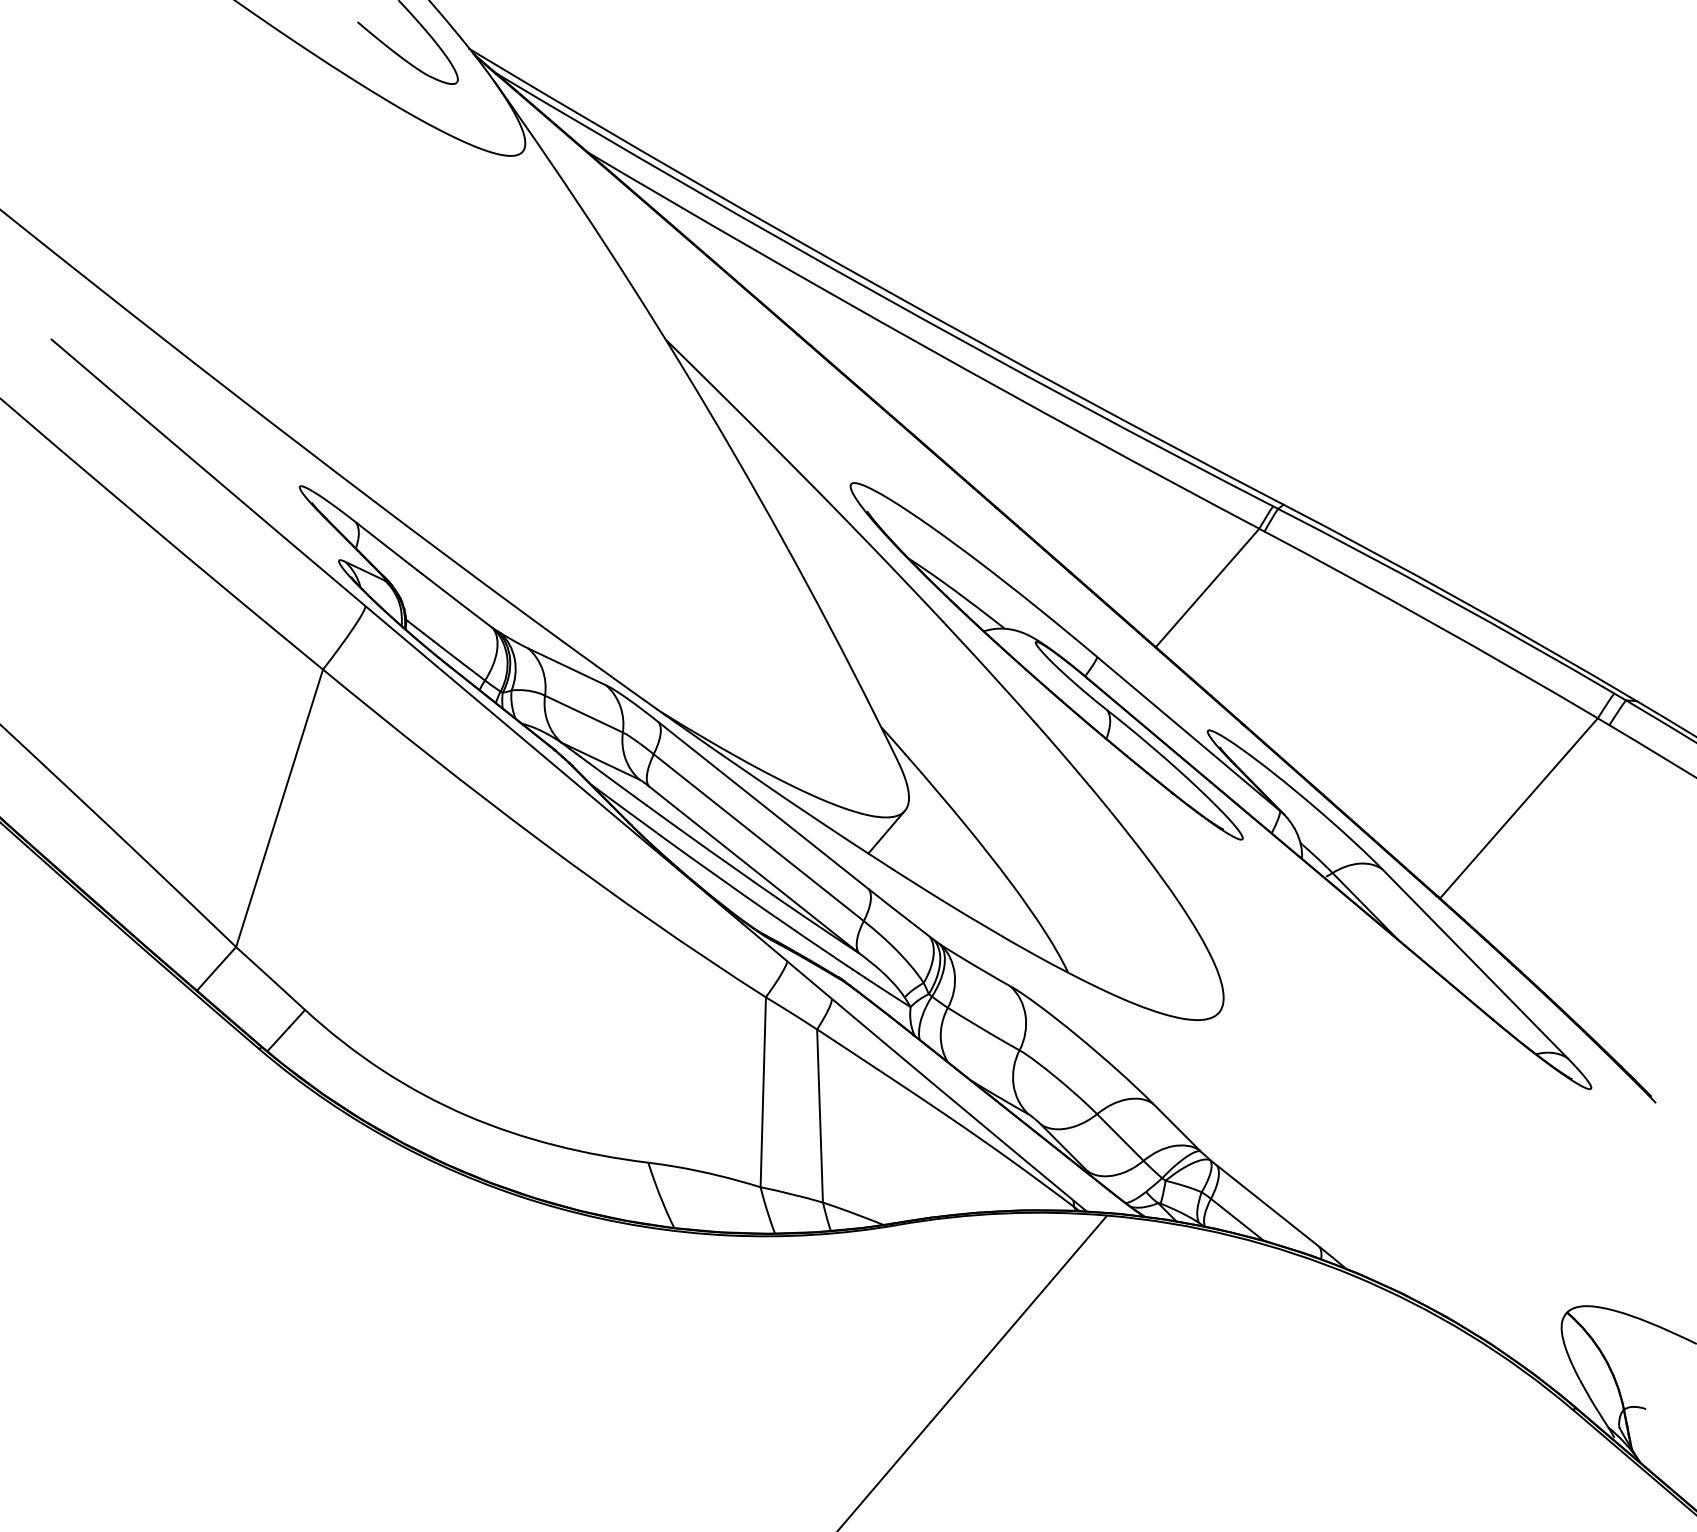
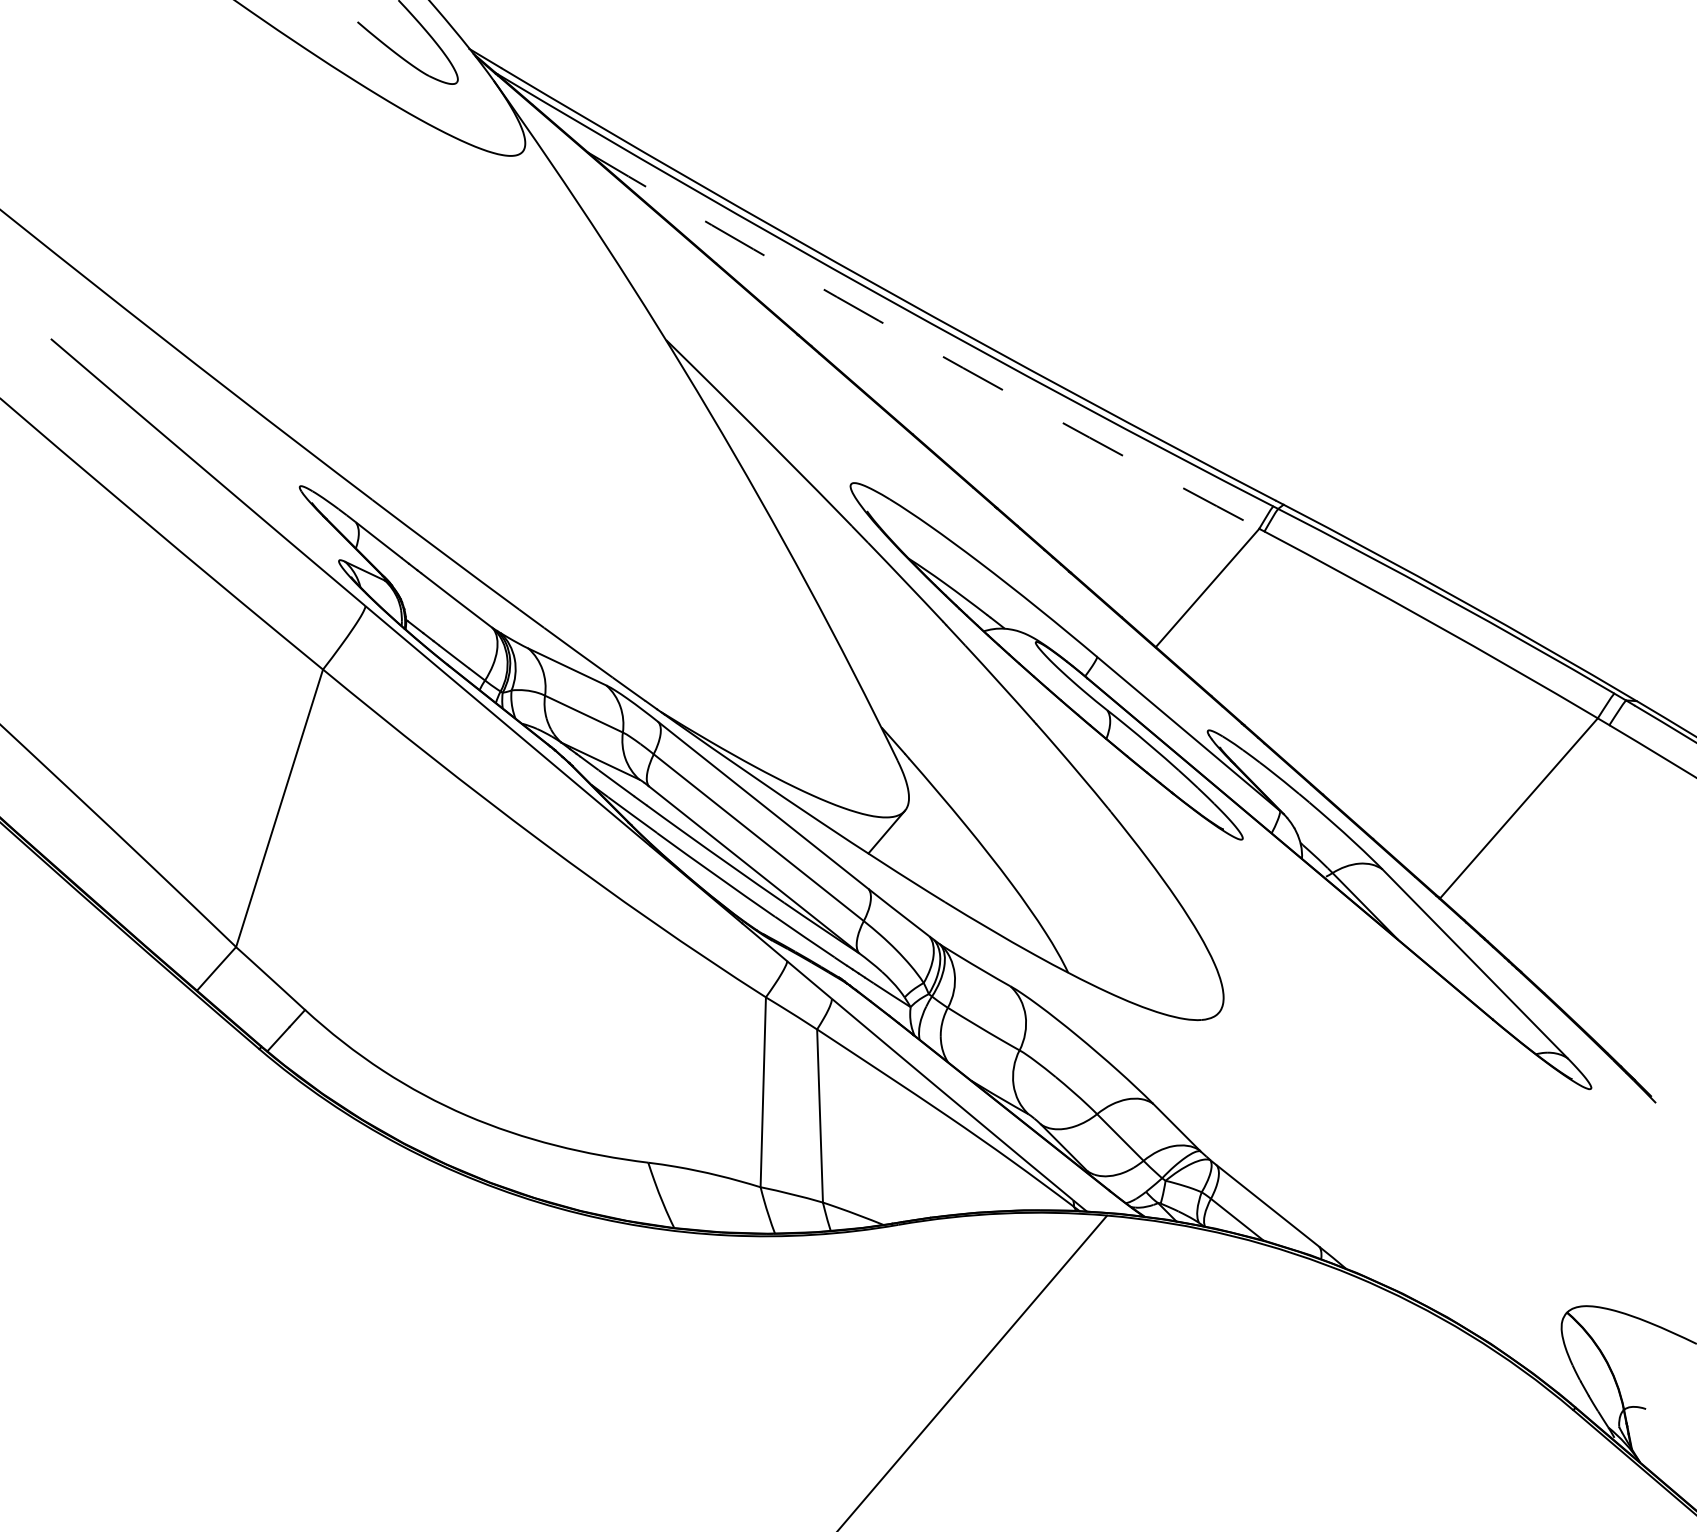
arc: solid -> dashed (920, 344)
